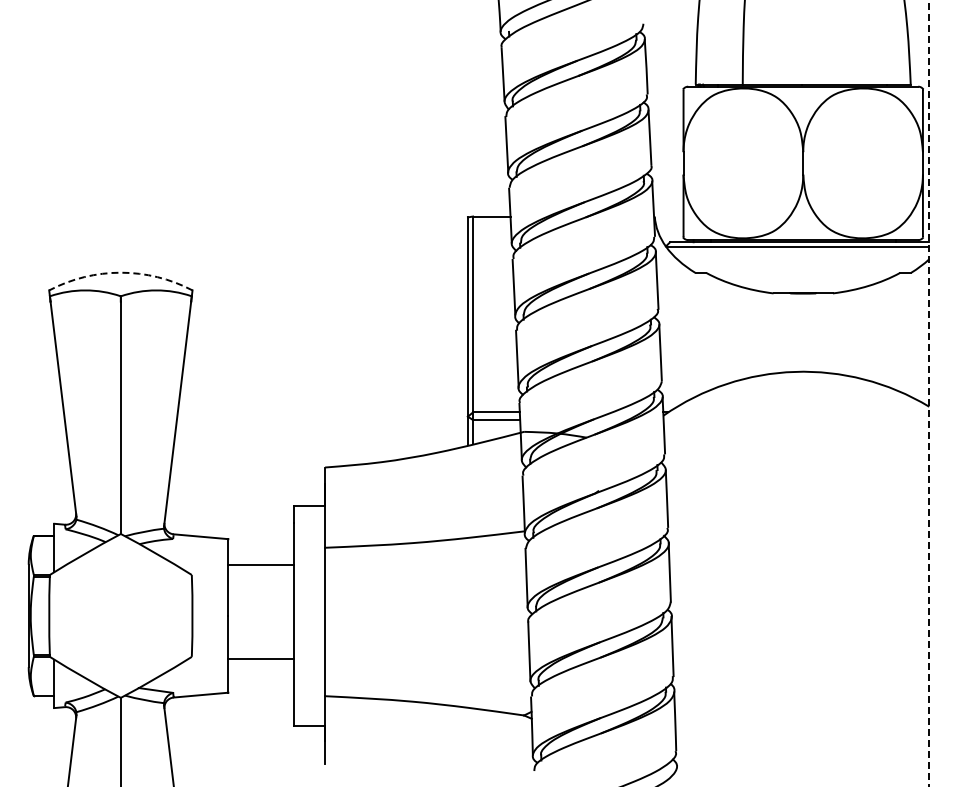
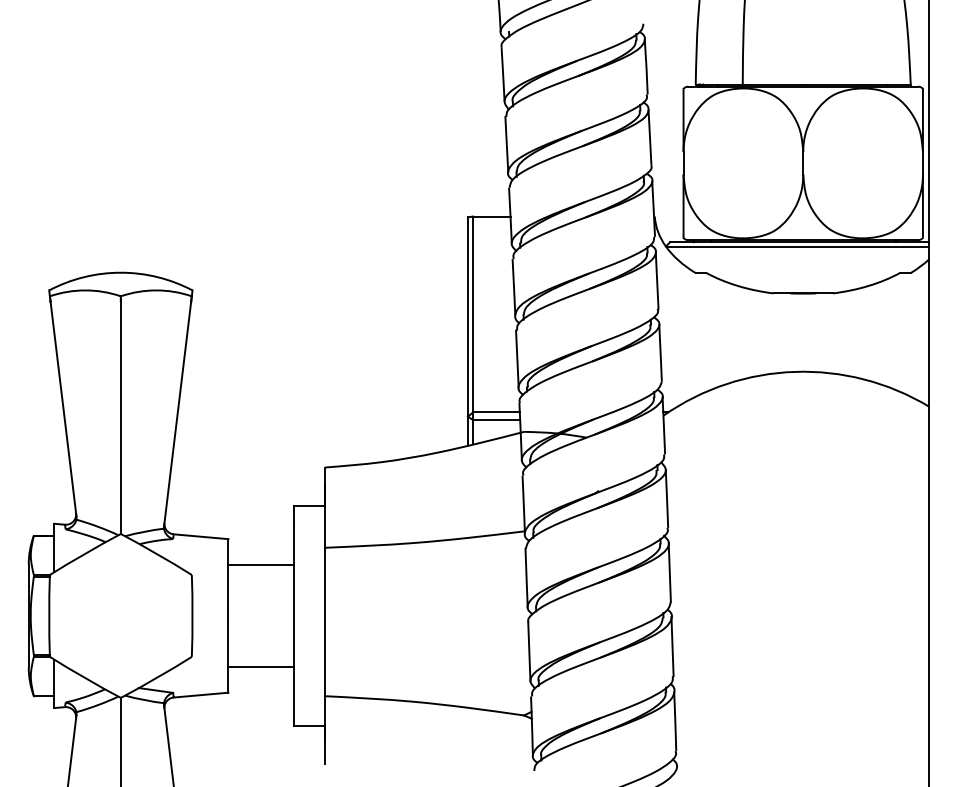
arc: dashed -> solid (120, 272)
line: dashed -> solid (929, 393)
line position: (261, 659) -> (261, 667) (261, 667)
